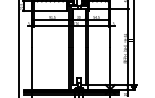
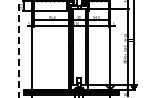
line: solid -> dashed (19, 49)
